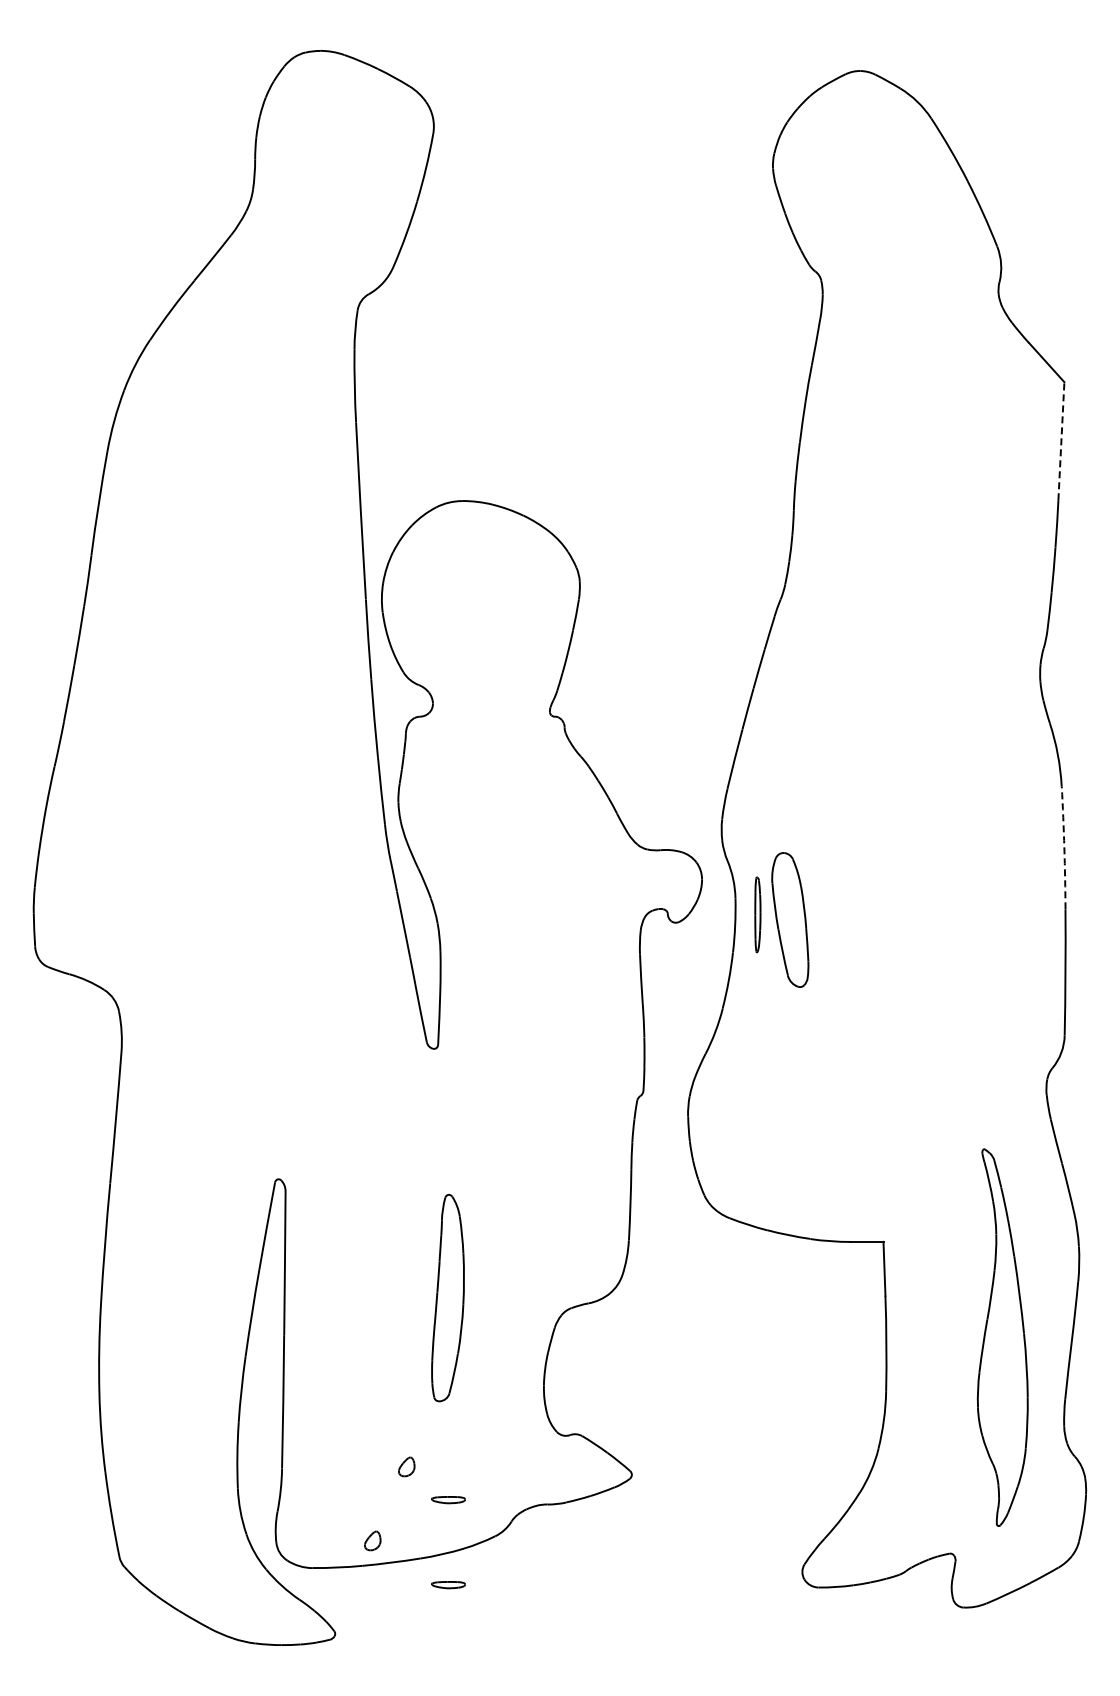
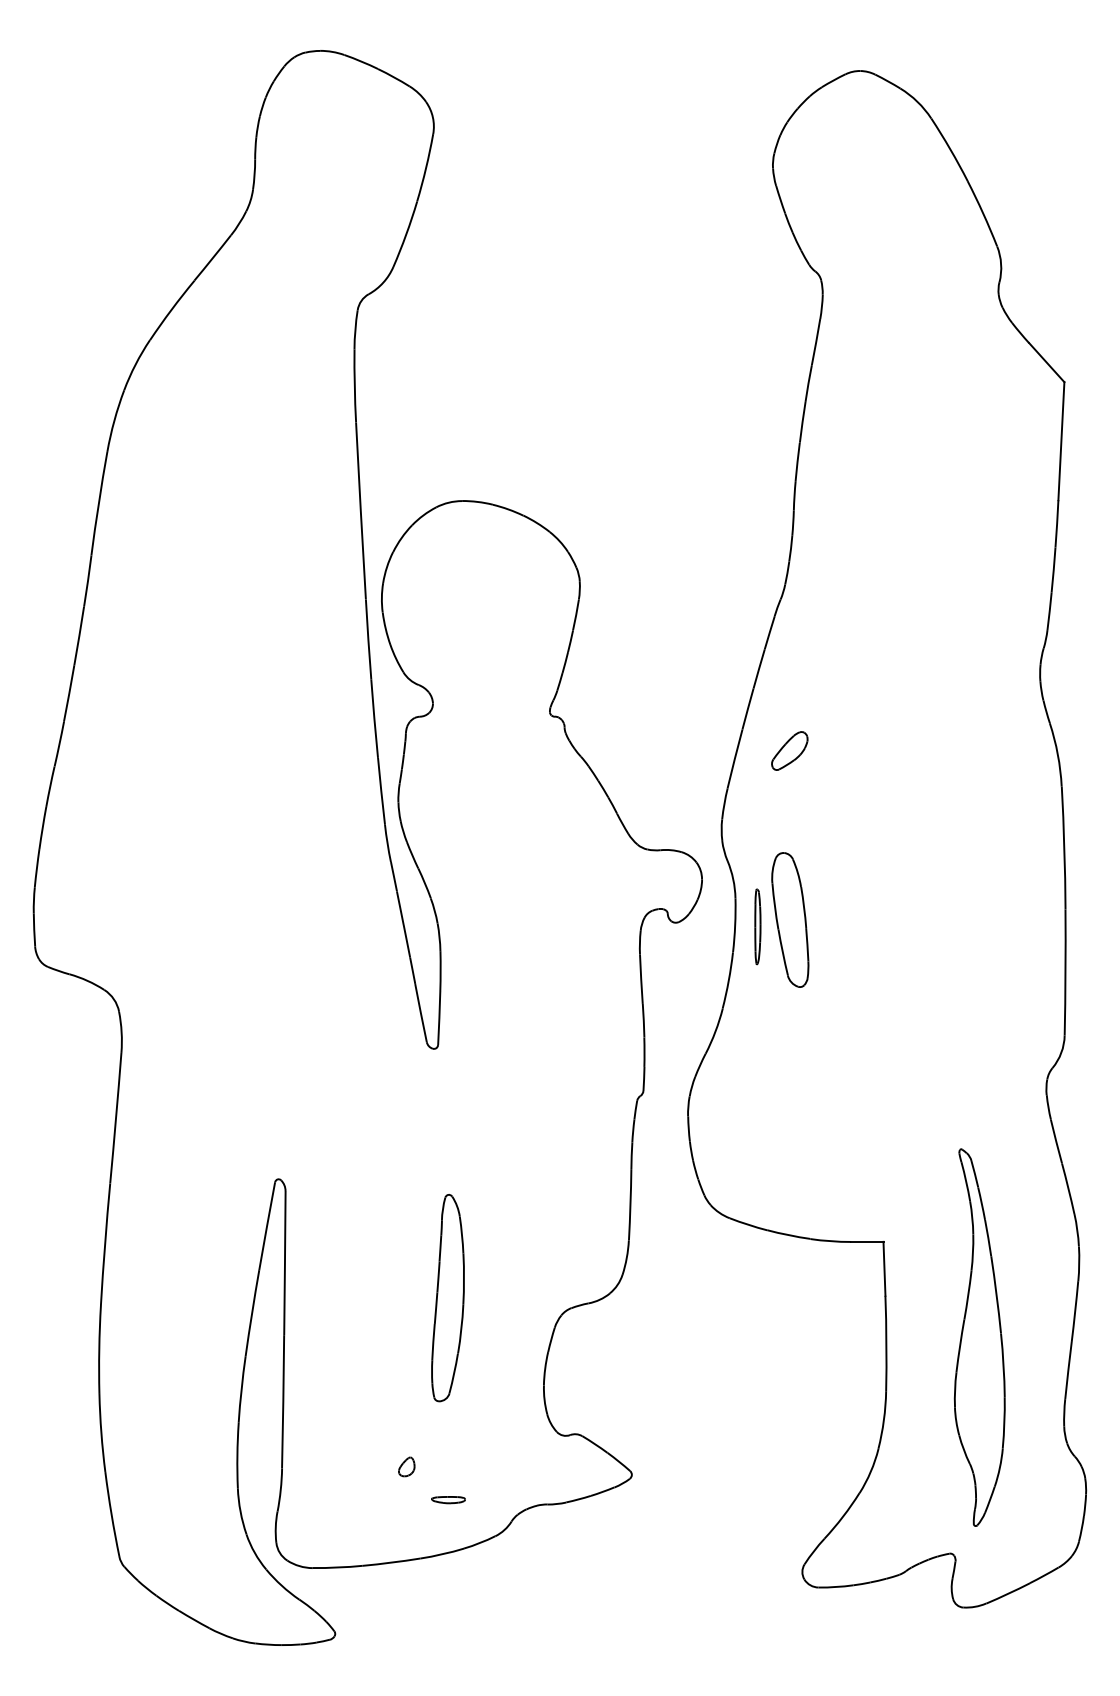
line: dashed -> solid (1061, 440)
part: none -> present (789, 750)
arc: dashed -> solid (1064, 847)
part position: (757, 914) -> (757, 926) (757, 926)
part position: (1002, 1337) -> (979, 1337) (979, 1337)
part: present -> none (372, 1540)
part: present -> none (448, 1585)
